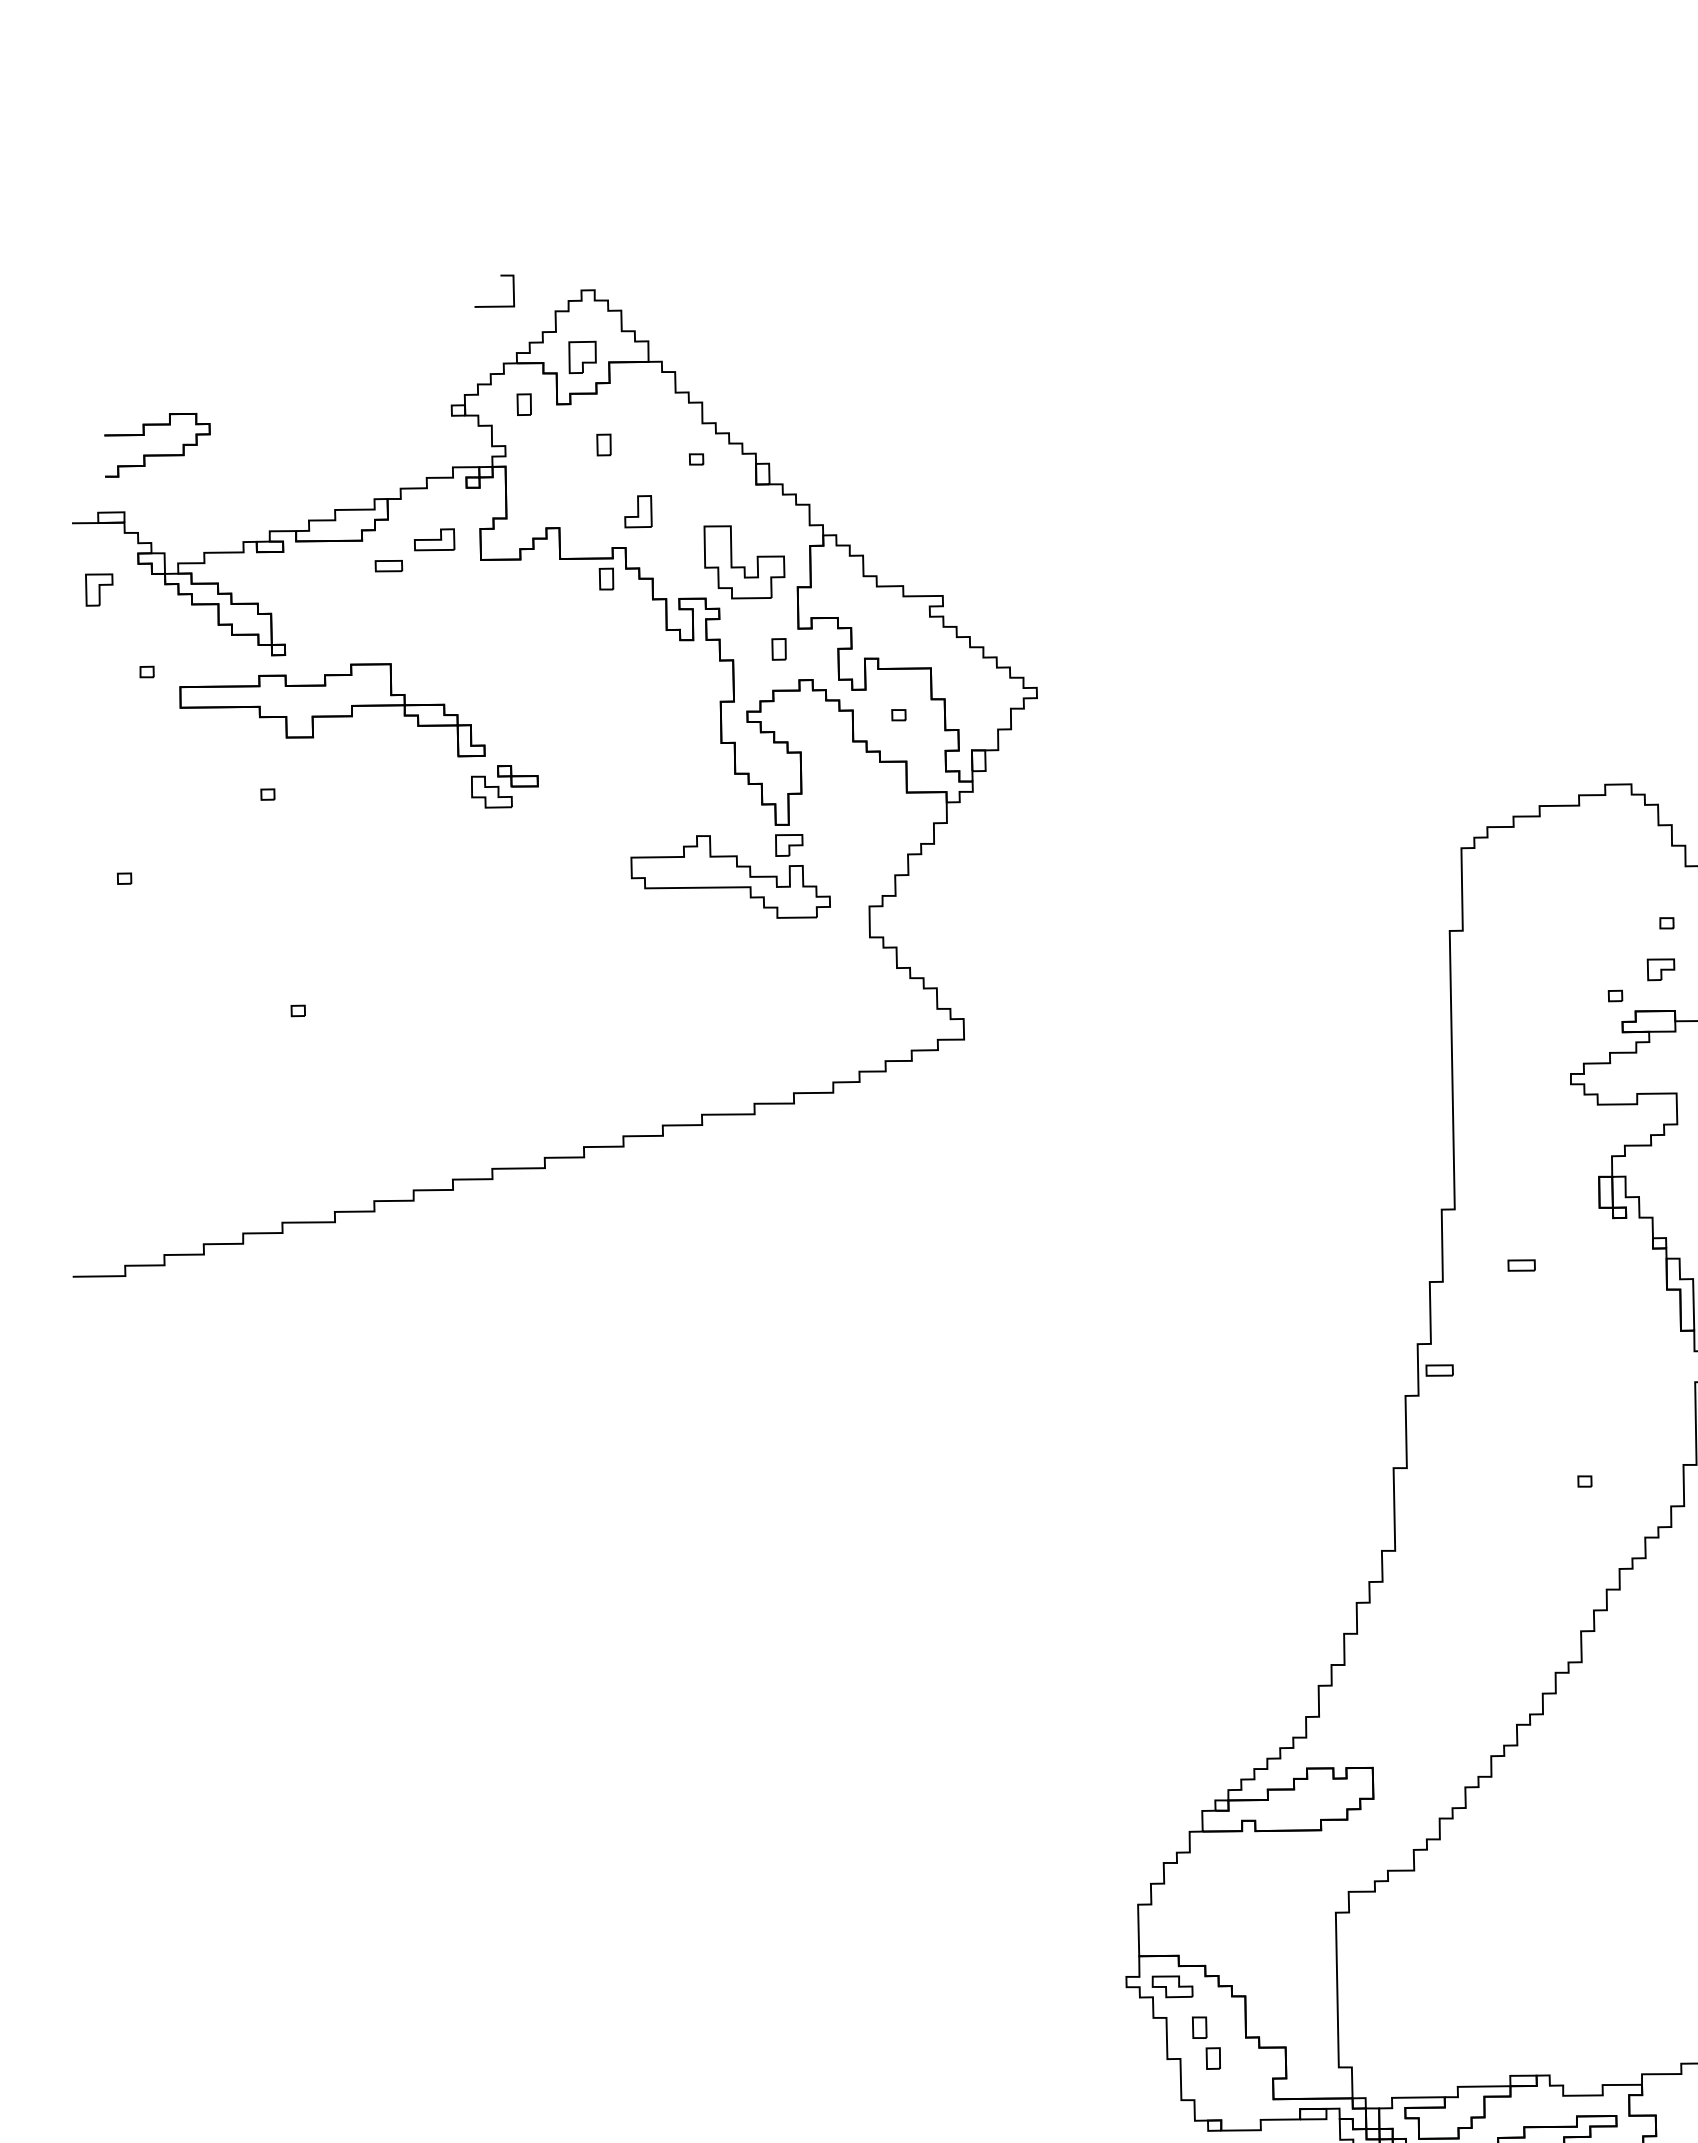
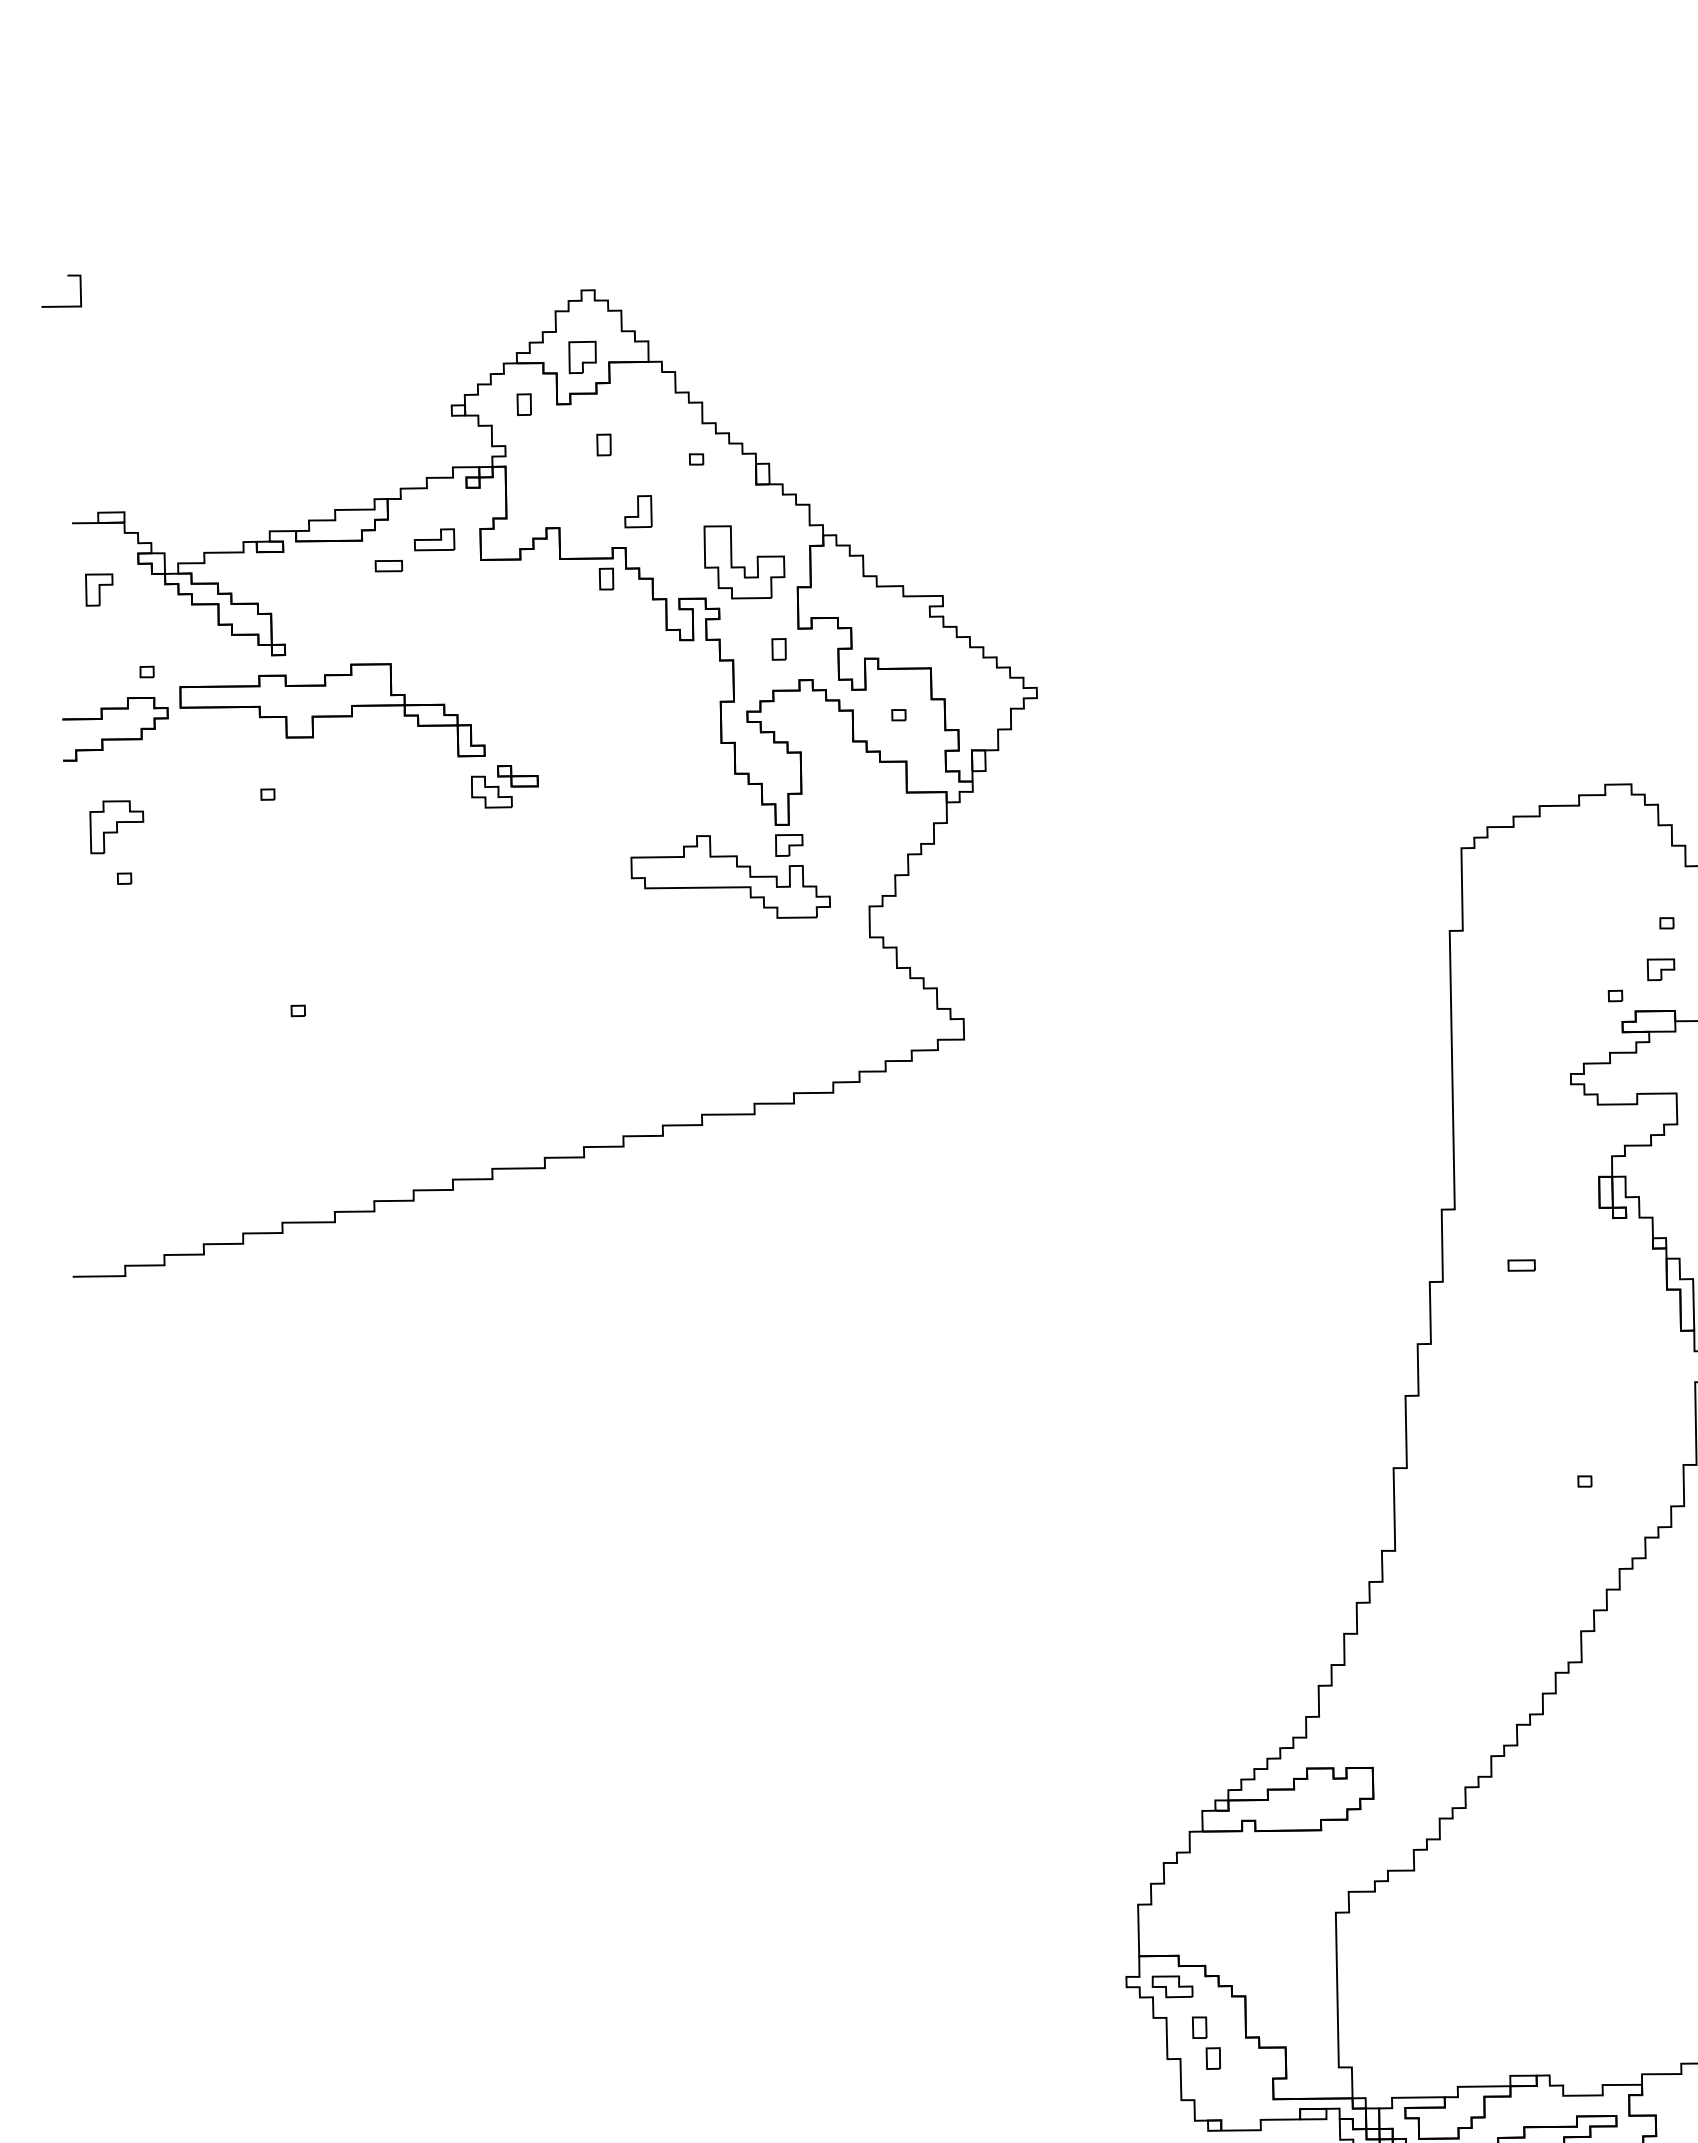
line position: (494, 305) -> (61, 305) (61, 305)
part position: (157, 454) -> (115, 738) (115, 738)
part: none -> present (116, 827)
part: present -> none (1439, 1370)
